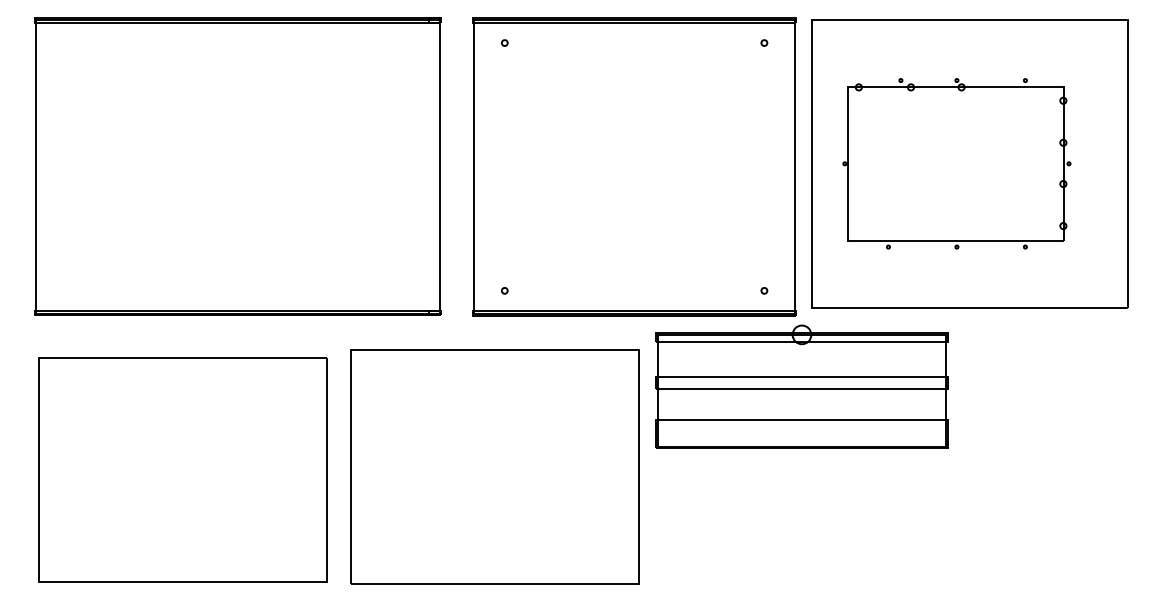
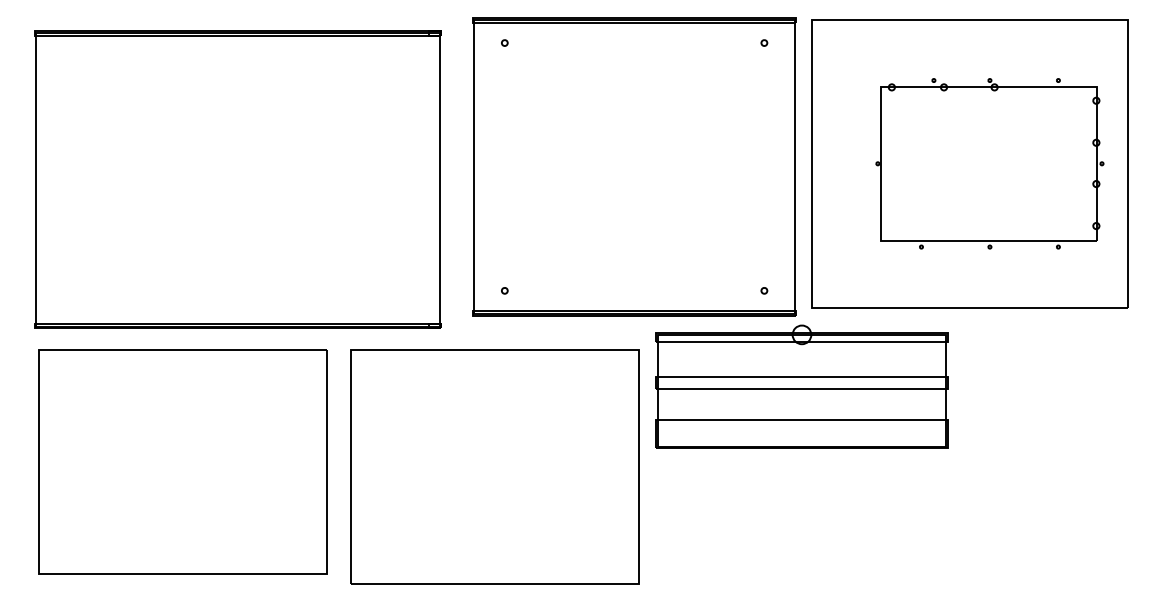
part position: (956, 163) -> (989, 163) (989, 163)
part position: (237, 166) -> (237, 179) (237, 179)
part position: (182, 469) -> (182, 461) (182, 461)
